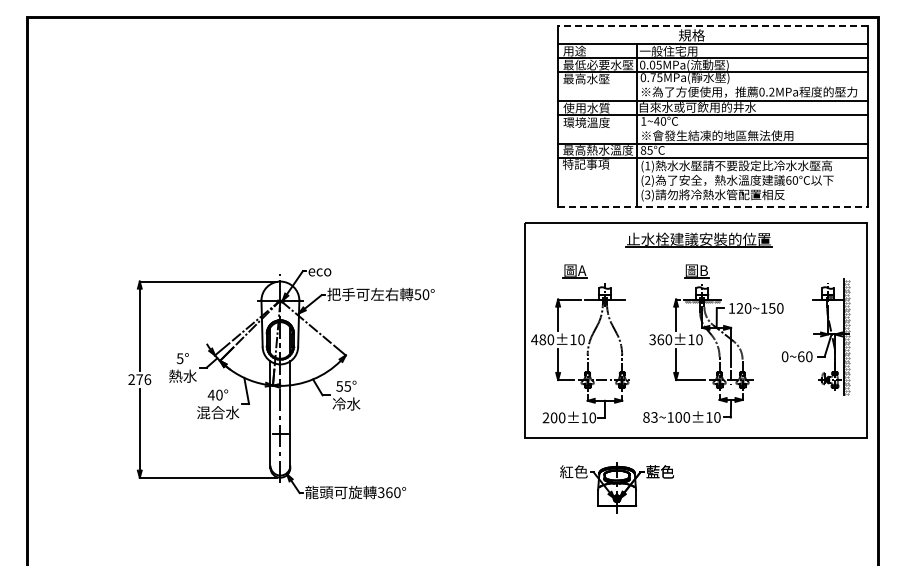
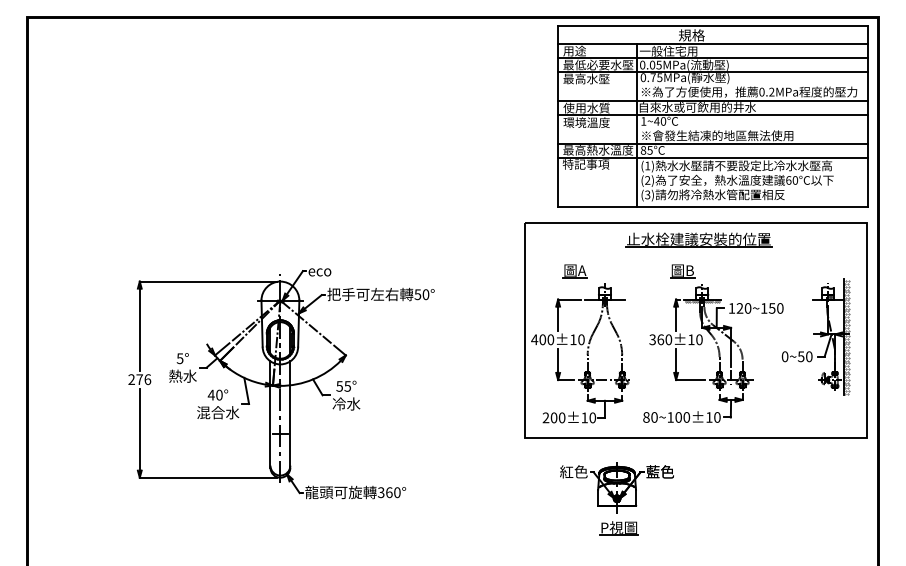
line: dashed -> solid (712, 26)
line: dashed -> solid (713, 207)
part position: (696, 271) -> (682, 271) (682, 271)
text: 480±10 -> 400±10 (542, 339)
text: 0~60 -> 0~50 (800, 356)
text: 83~100±10 -> 80~100±10 (654, 417)
part: none -> present (618, 528)
